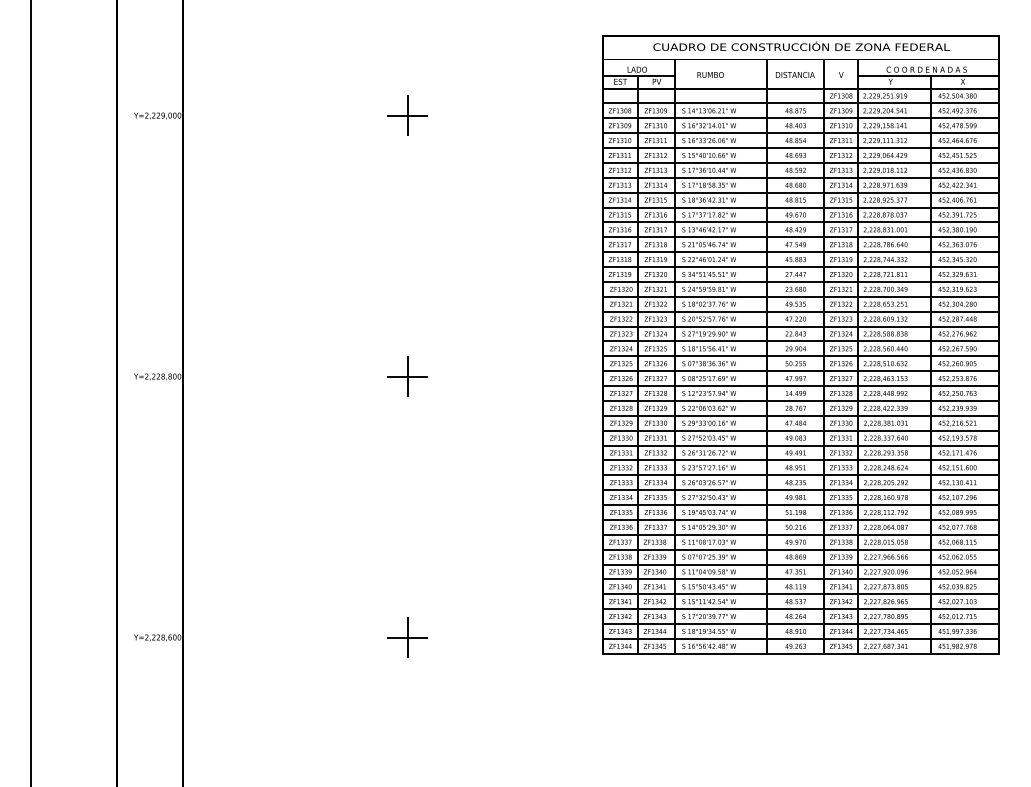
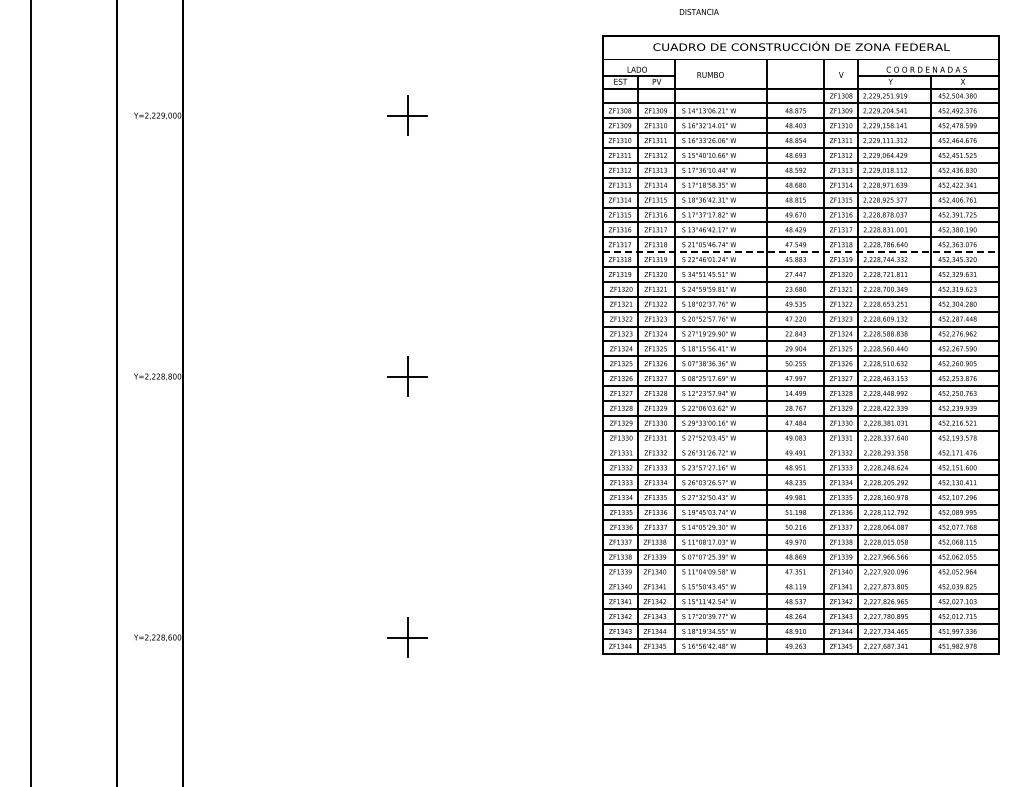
text position: (794, 74) -> (698, 11) (698, 11)
line: solid -> dashed (801, 252)
line: present -> none (800, 445)
line: present -> none (800, 579)
